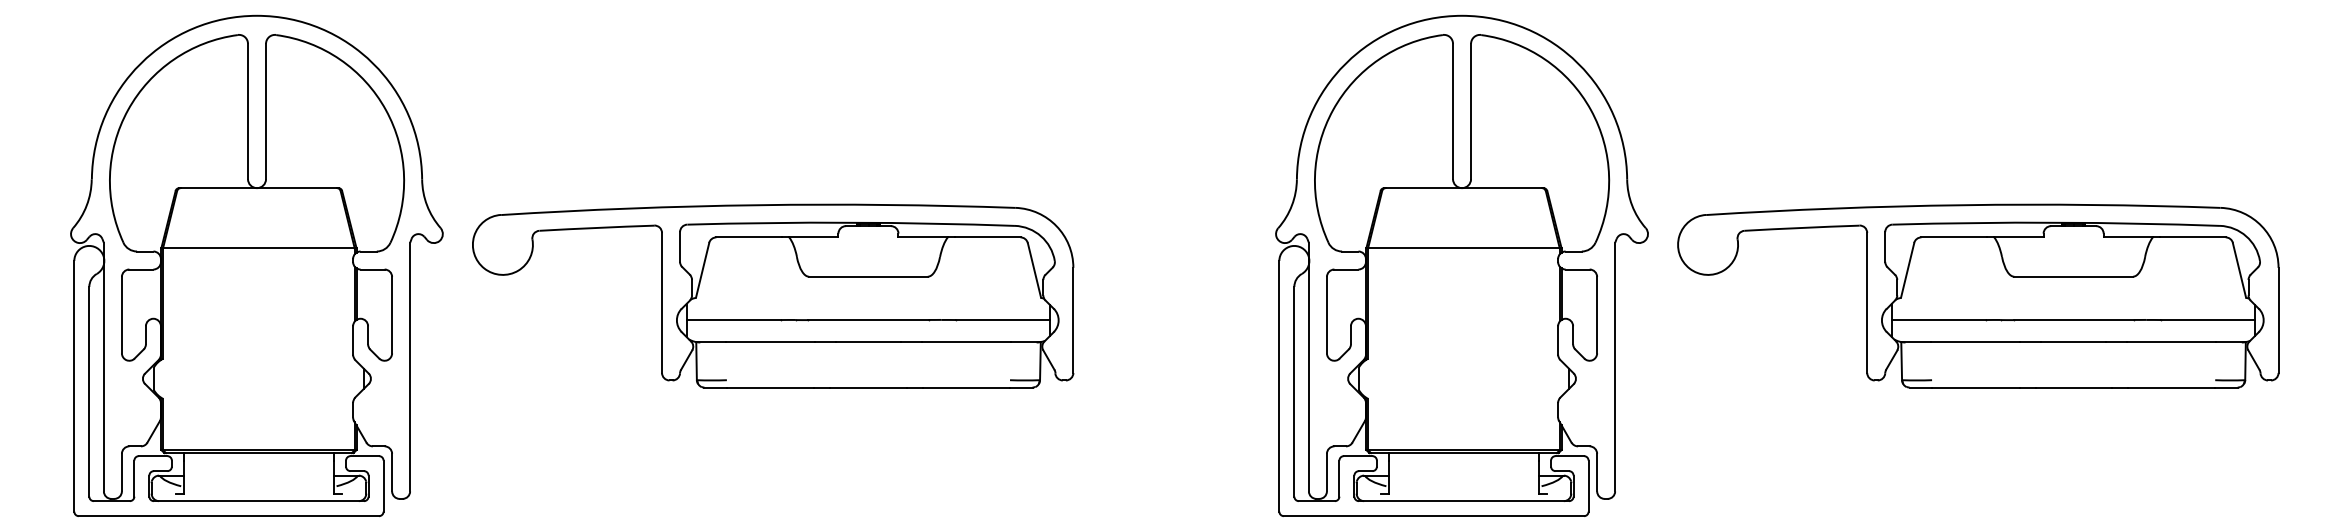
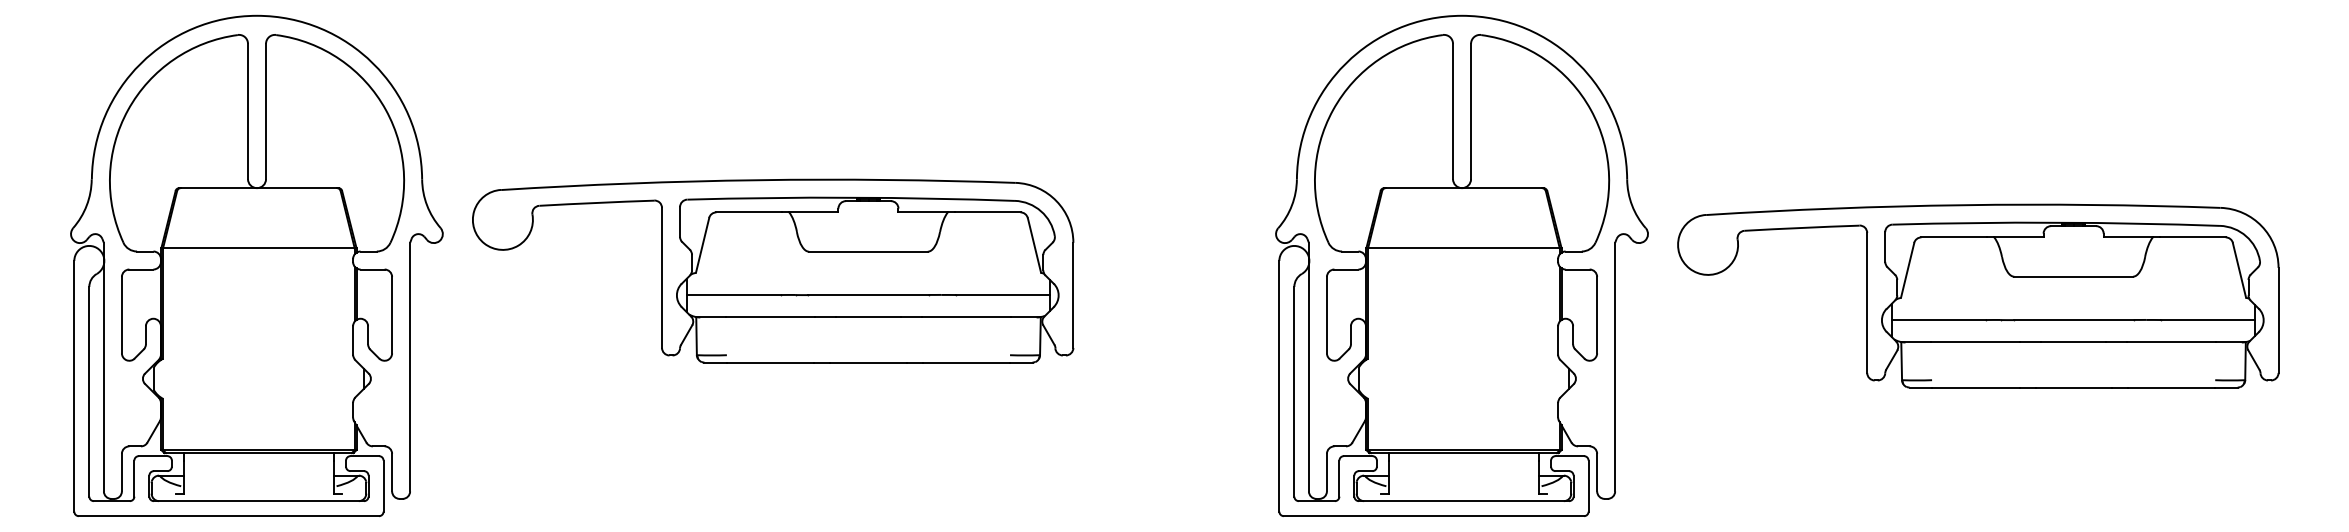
part position: (773, 295) -> (773, 270) (773, 270)
